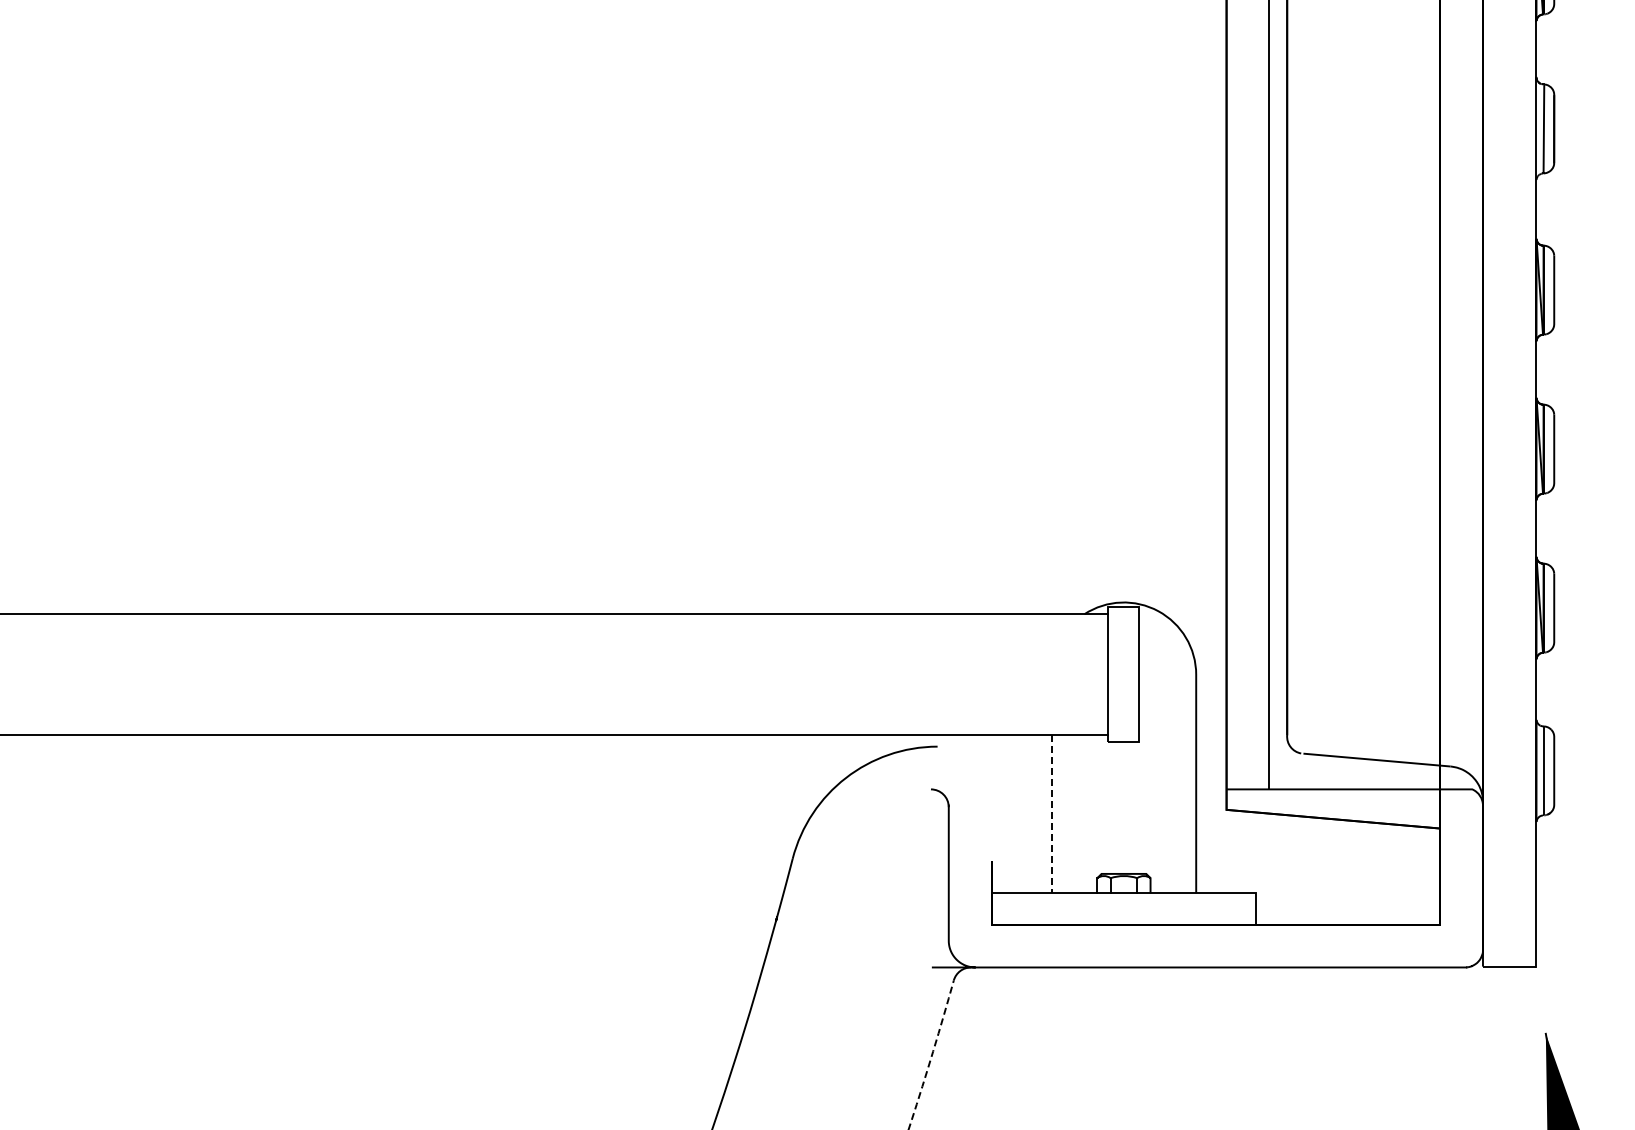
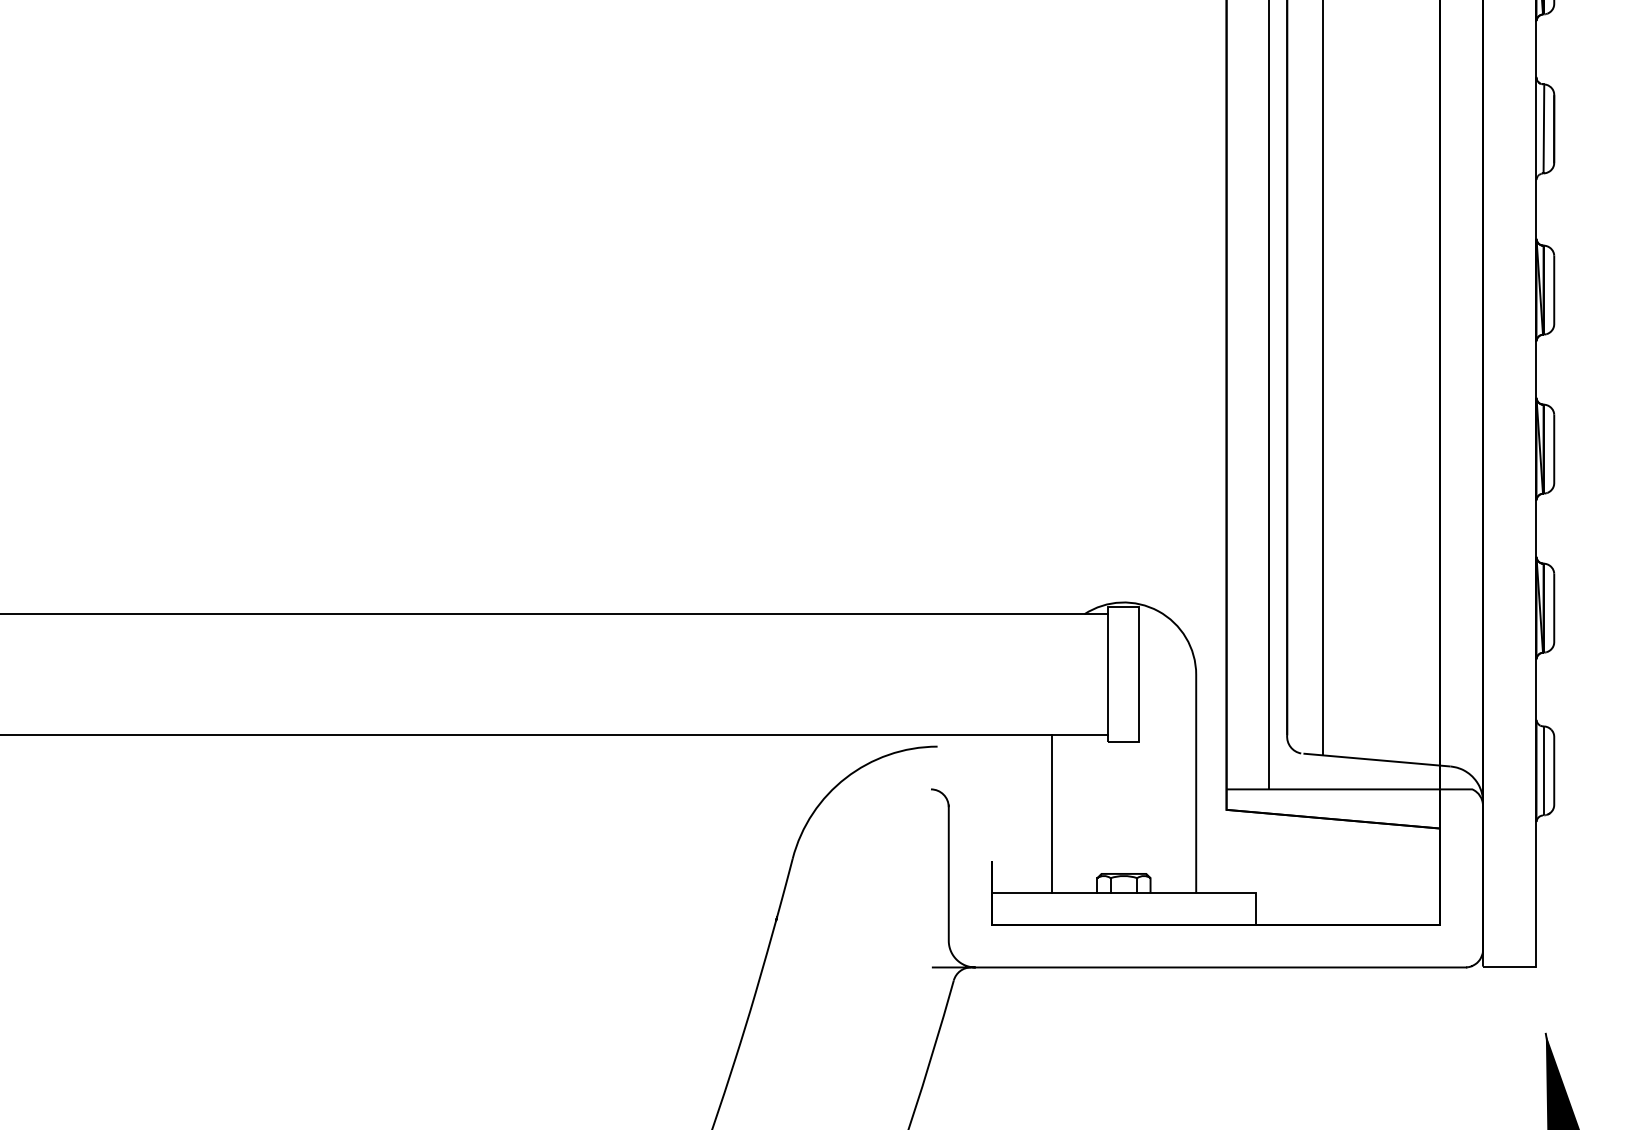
line: none -> present (1322, 378)
line: dashed -> solid (1051, 814)
arc: dashed -> solid (932, 1055)
